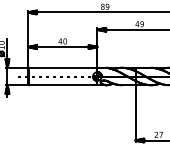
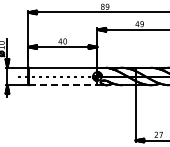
line: solid -> dashed (63, 85)
